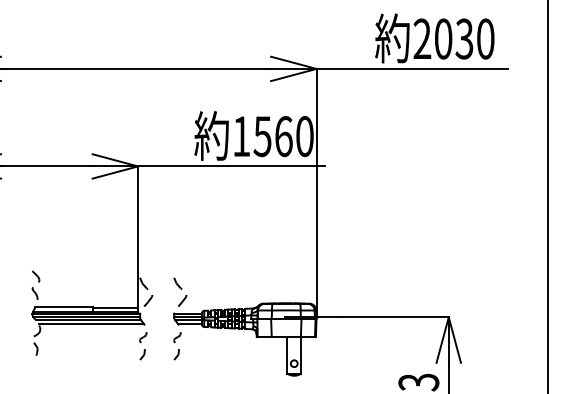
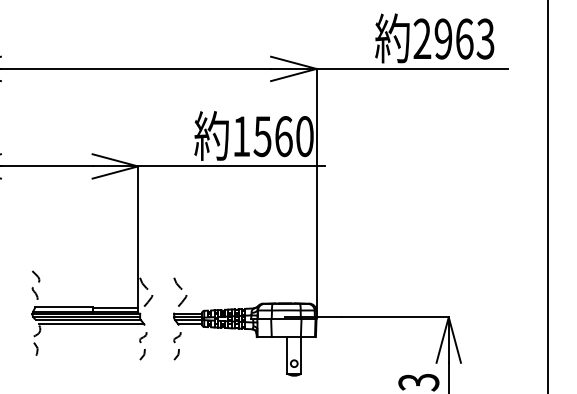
text: 2030 -> 2963 (464, 38)
